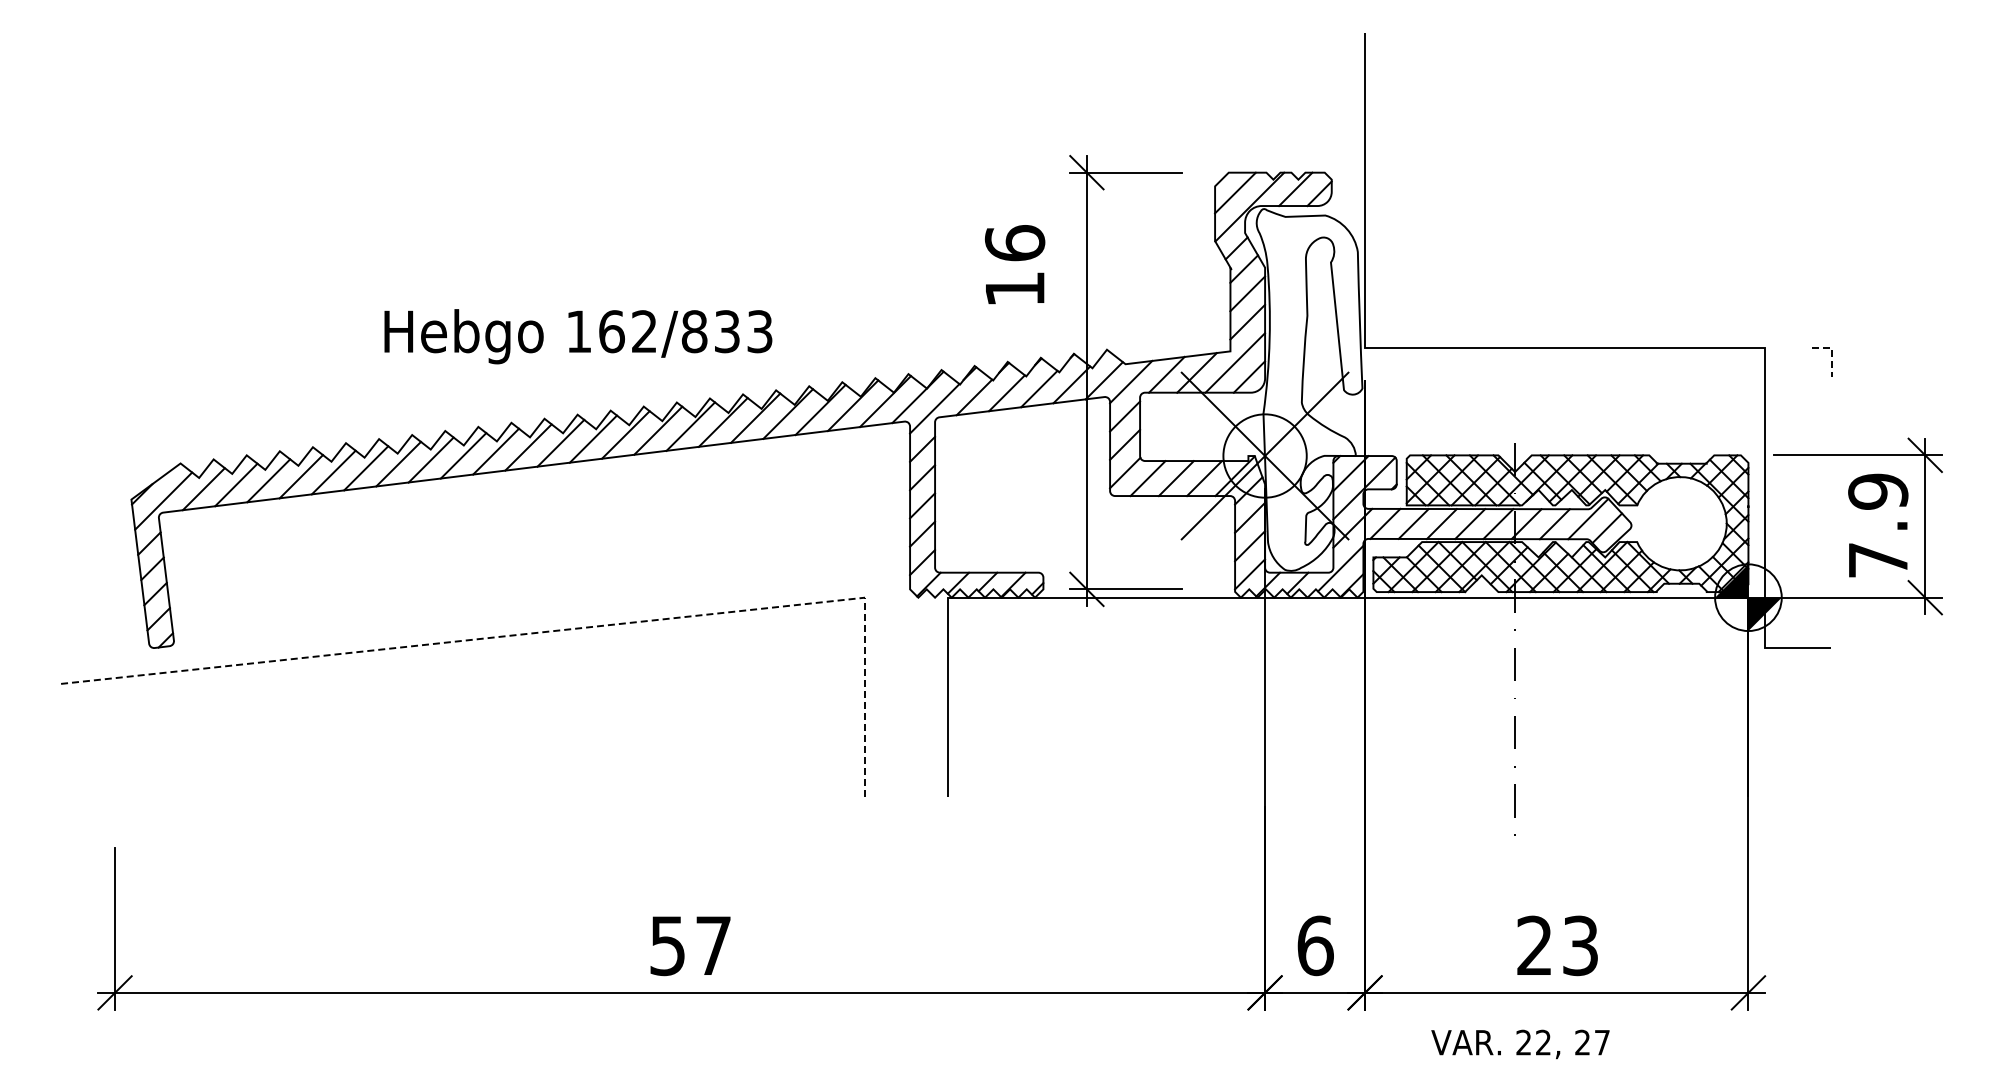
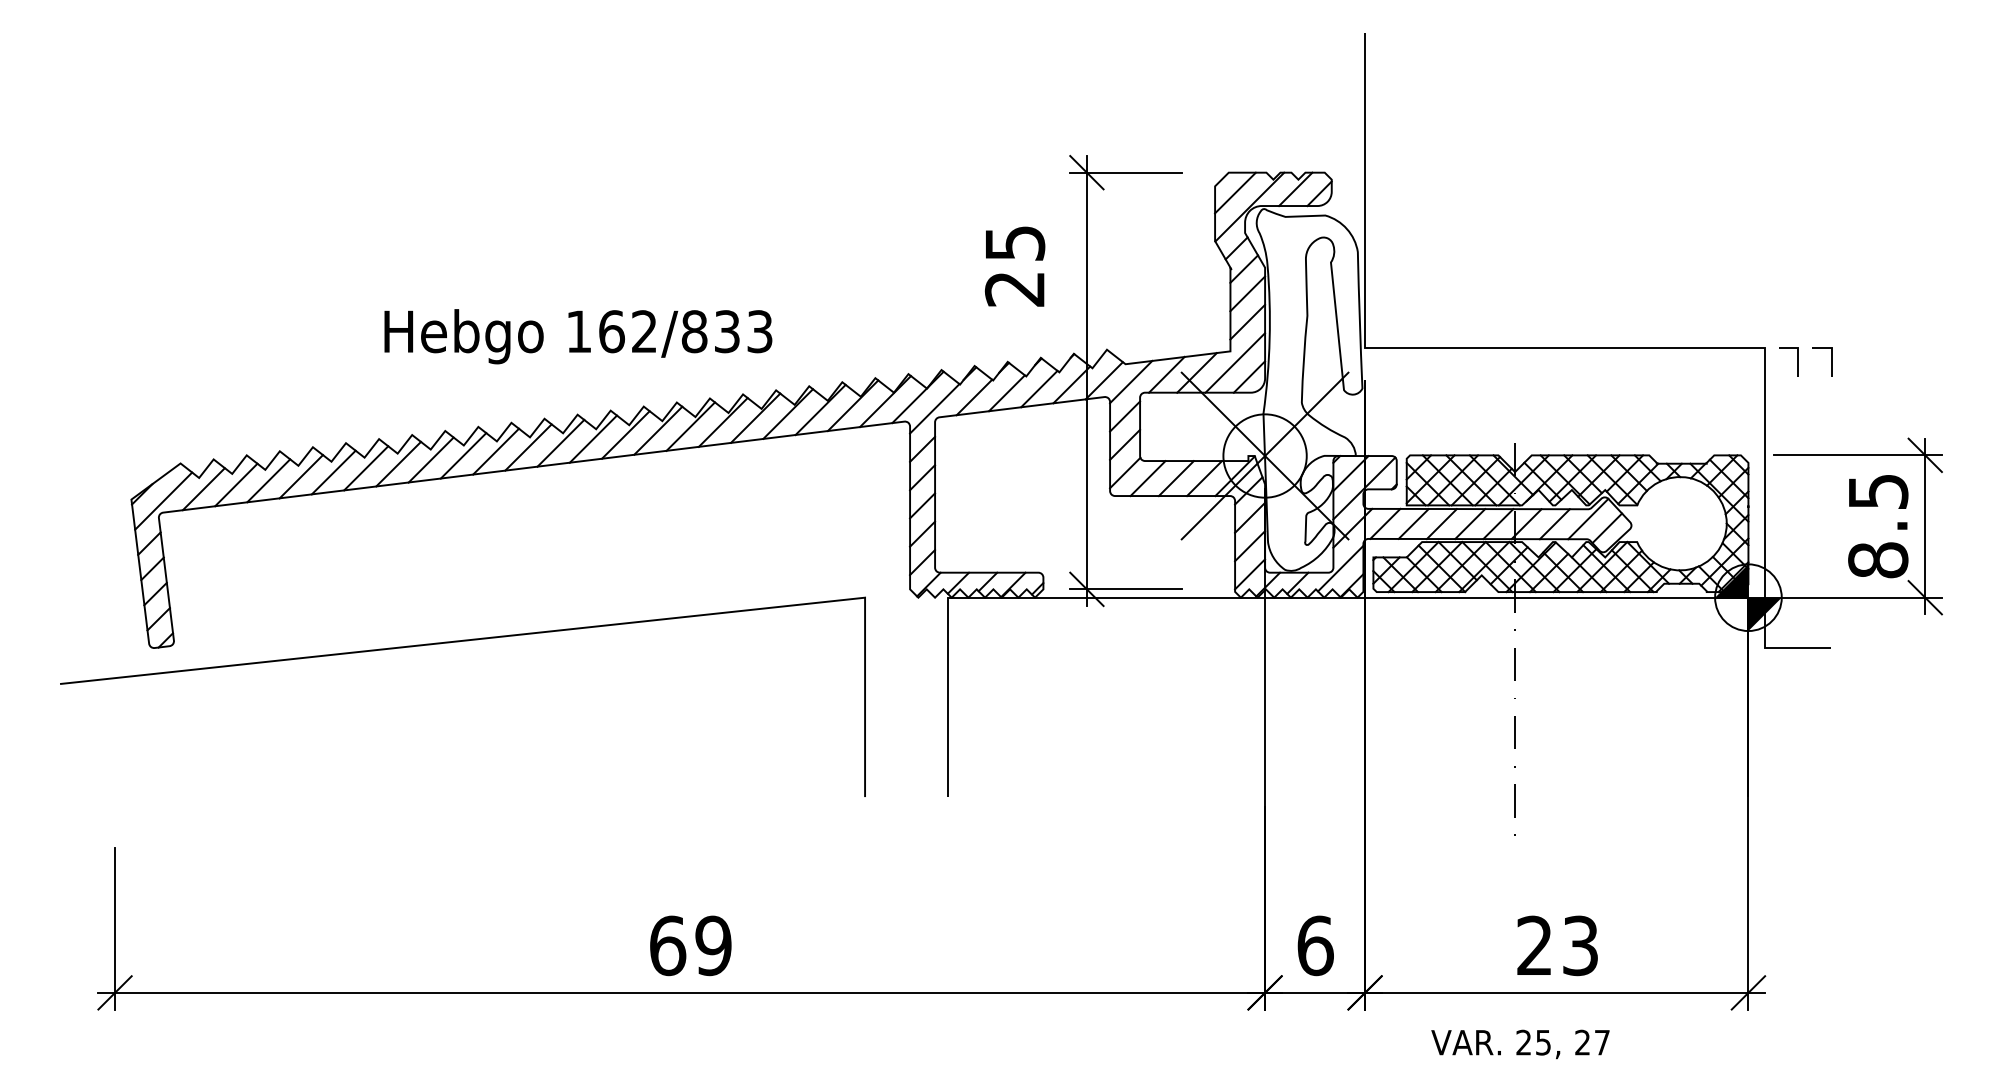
text: 16 -> 25 (1014, 265)
line: dashed -> solid (1831, 352)
line: none -> present (1797, 361)
text: 7.9 -> 8.5 (1878, 525)
line: dashed -> solid (561, 630)
text: 57 -> 69 (690, 945)
text: 22, -> 25, (1543, 1042)
